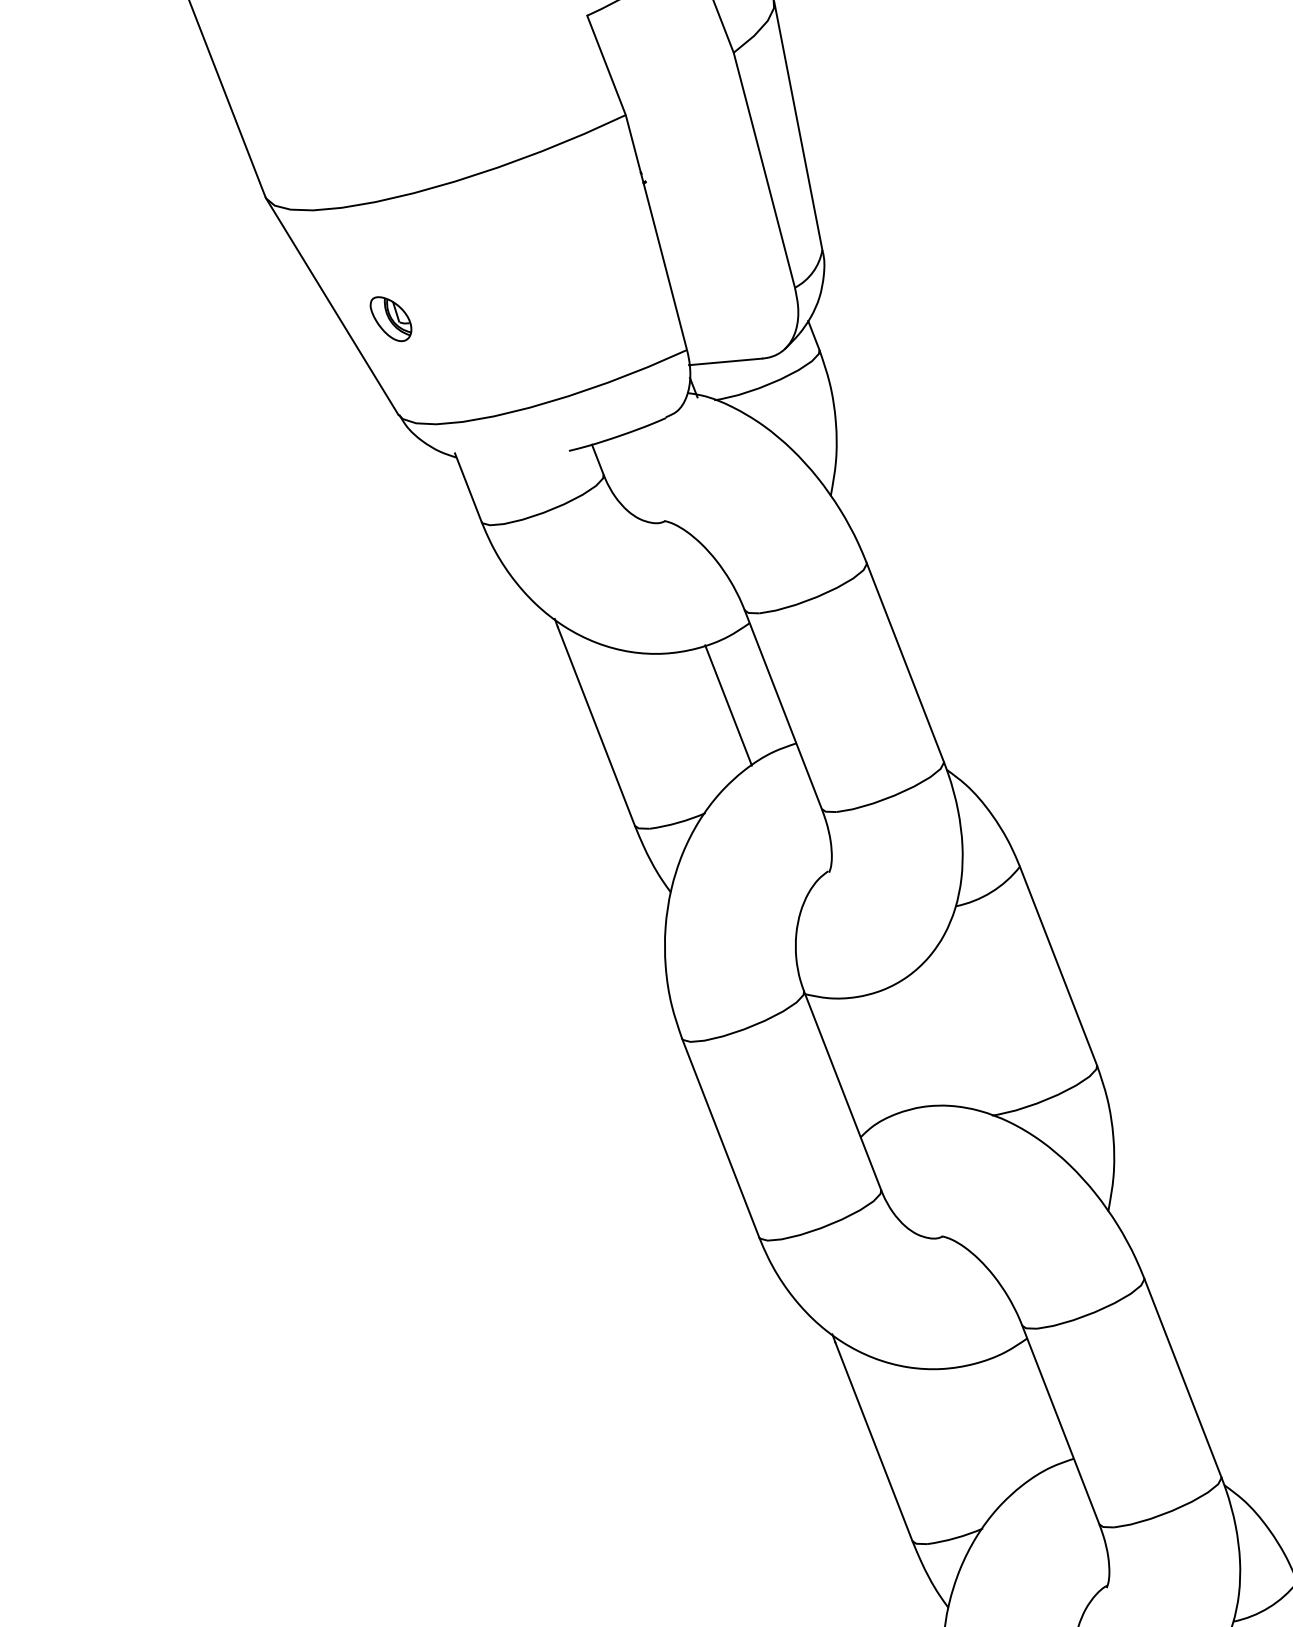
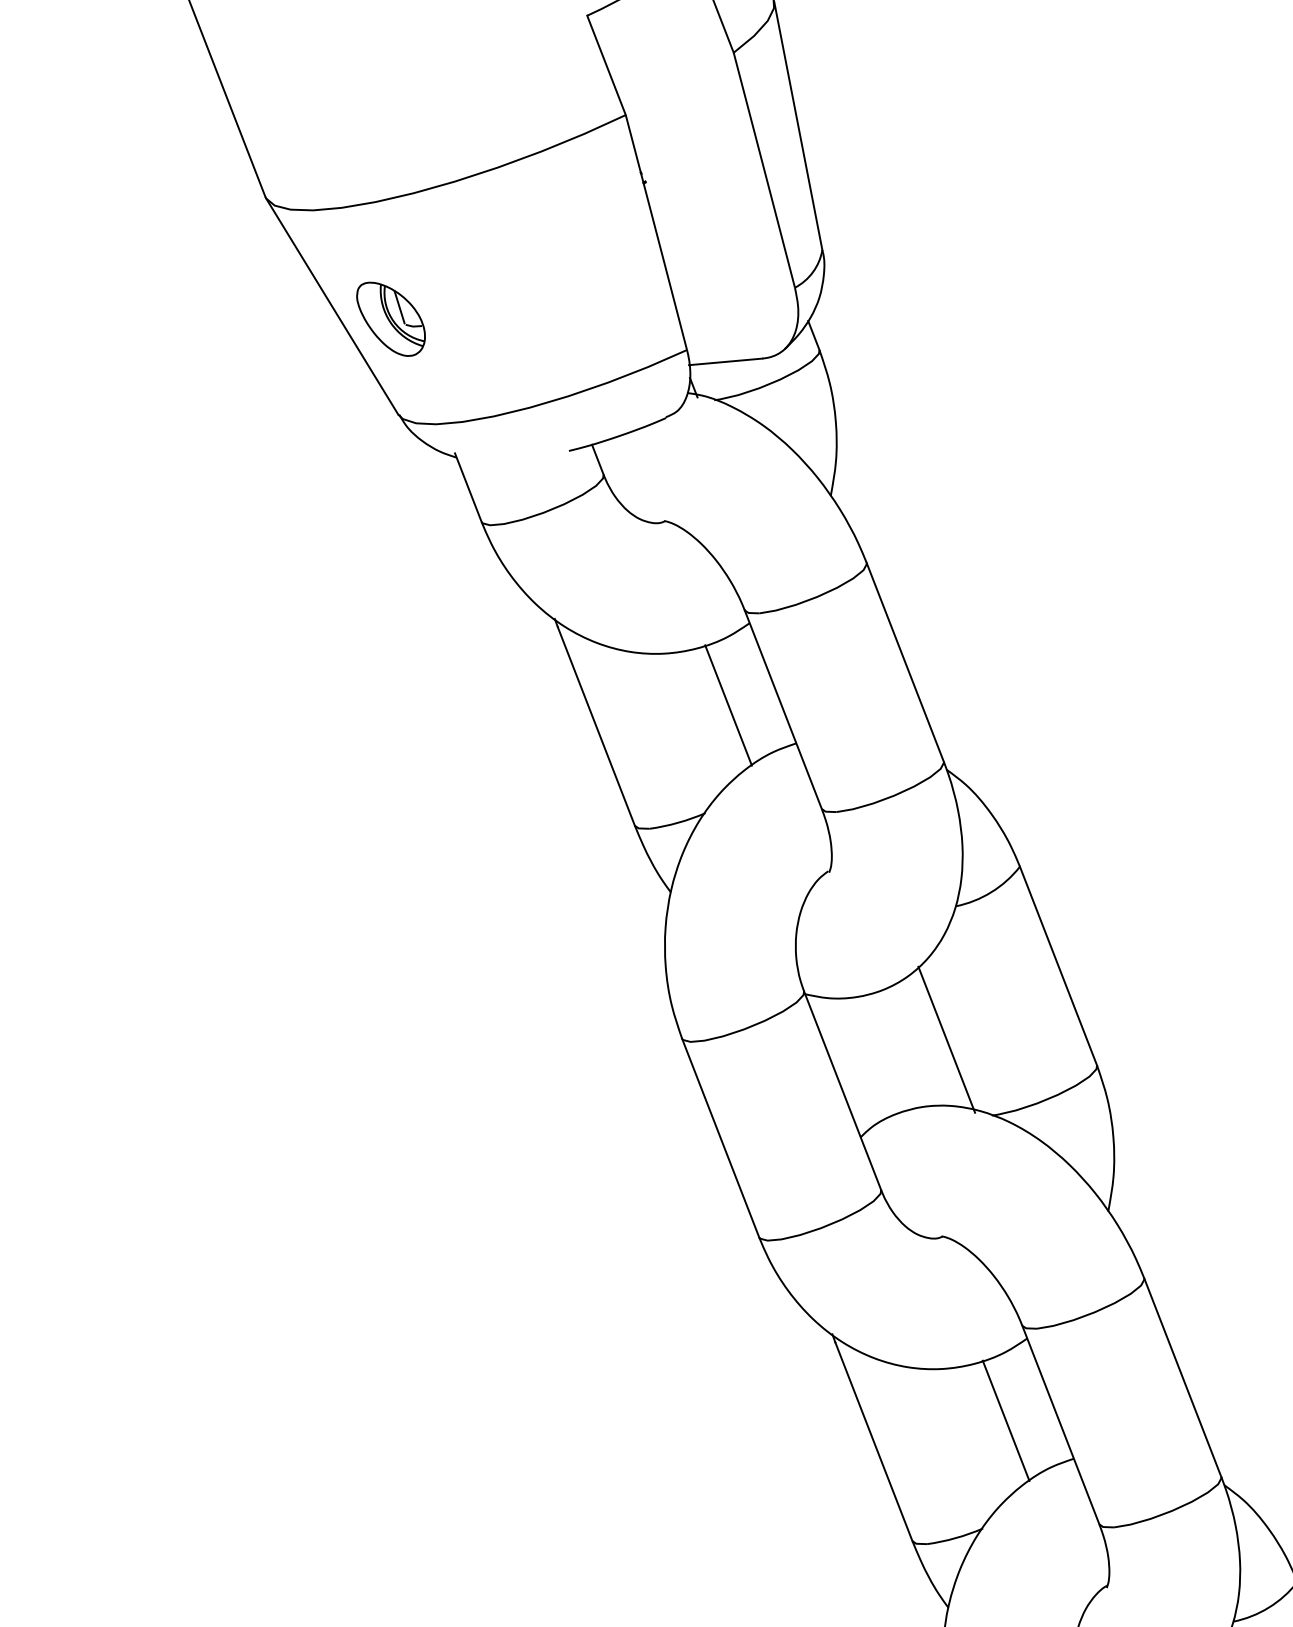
part size: 44x47 px -> 70x76 px (390, 318)
line: none -> present (946, 1039)
line: none -> present (1005, 1420)
